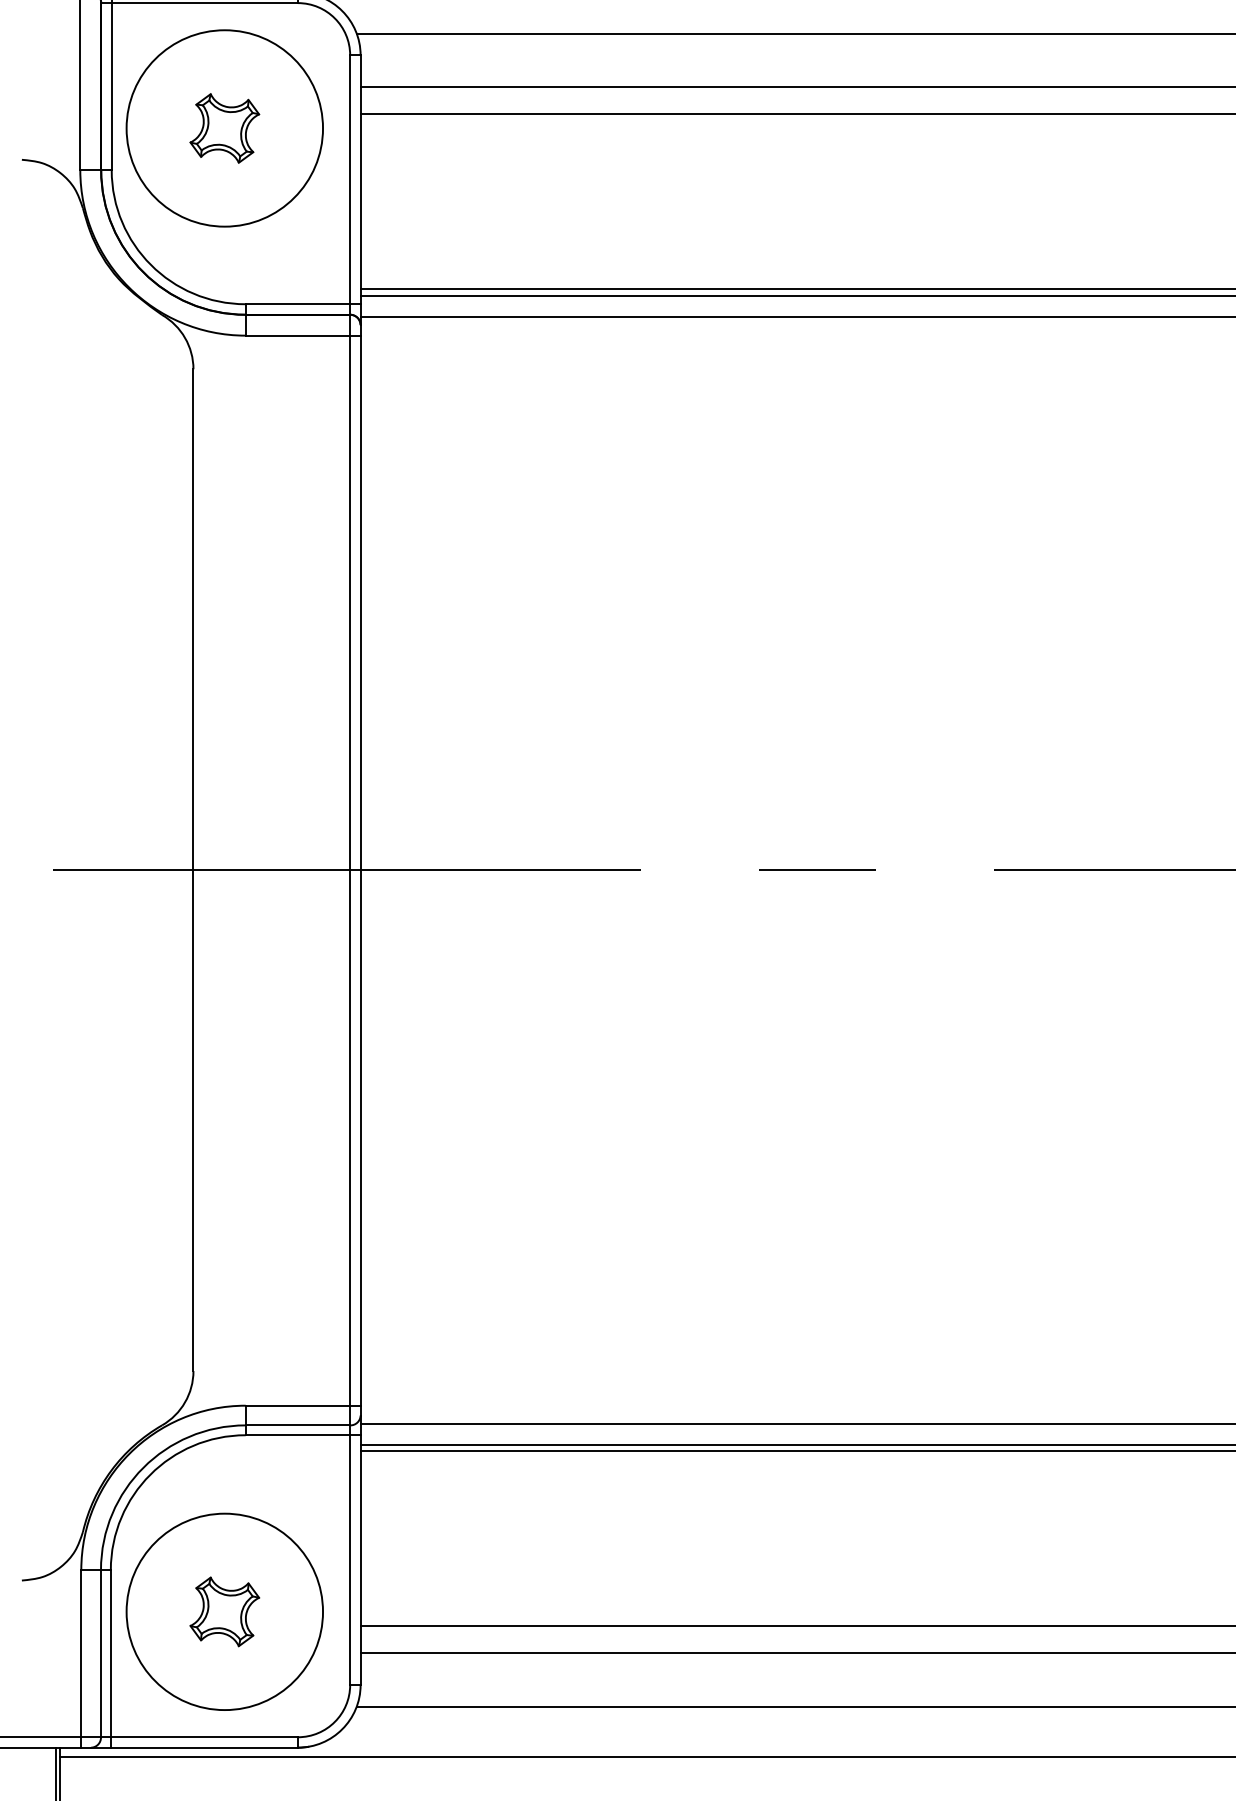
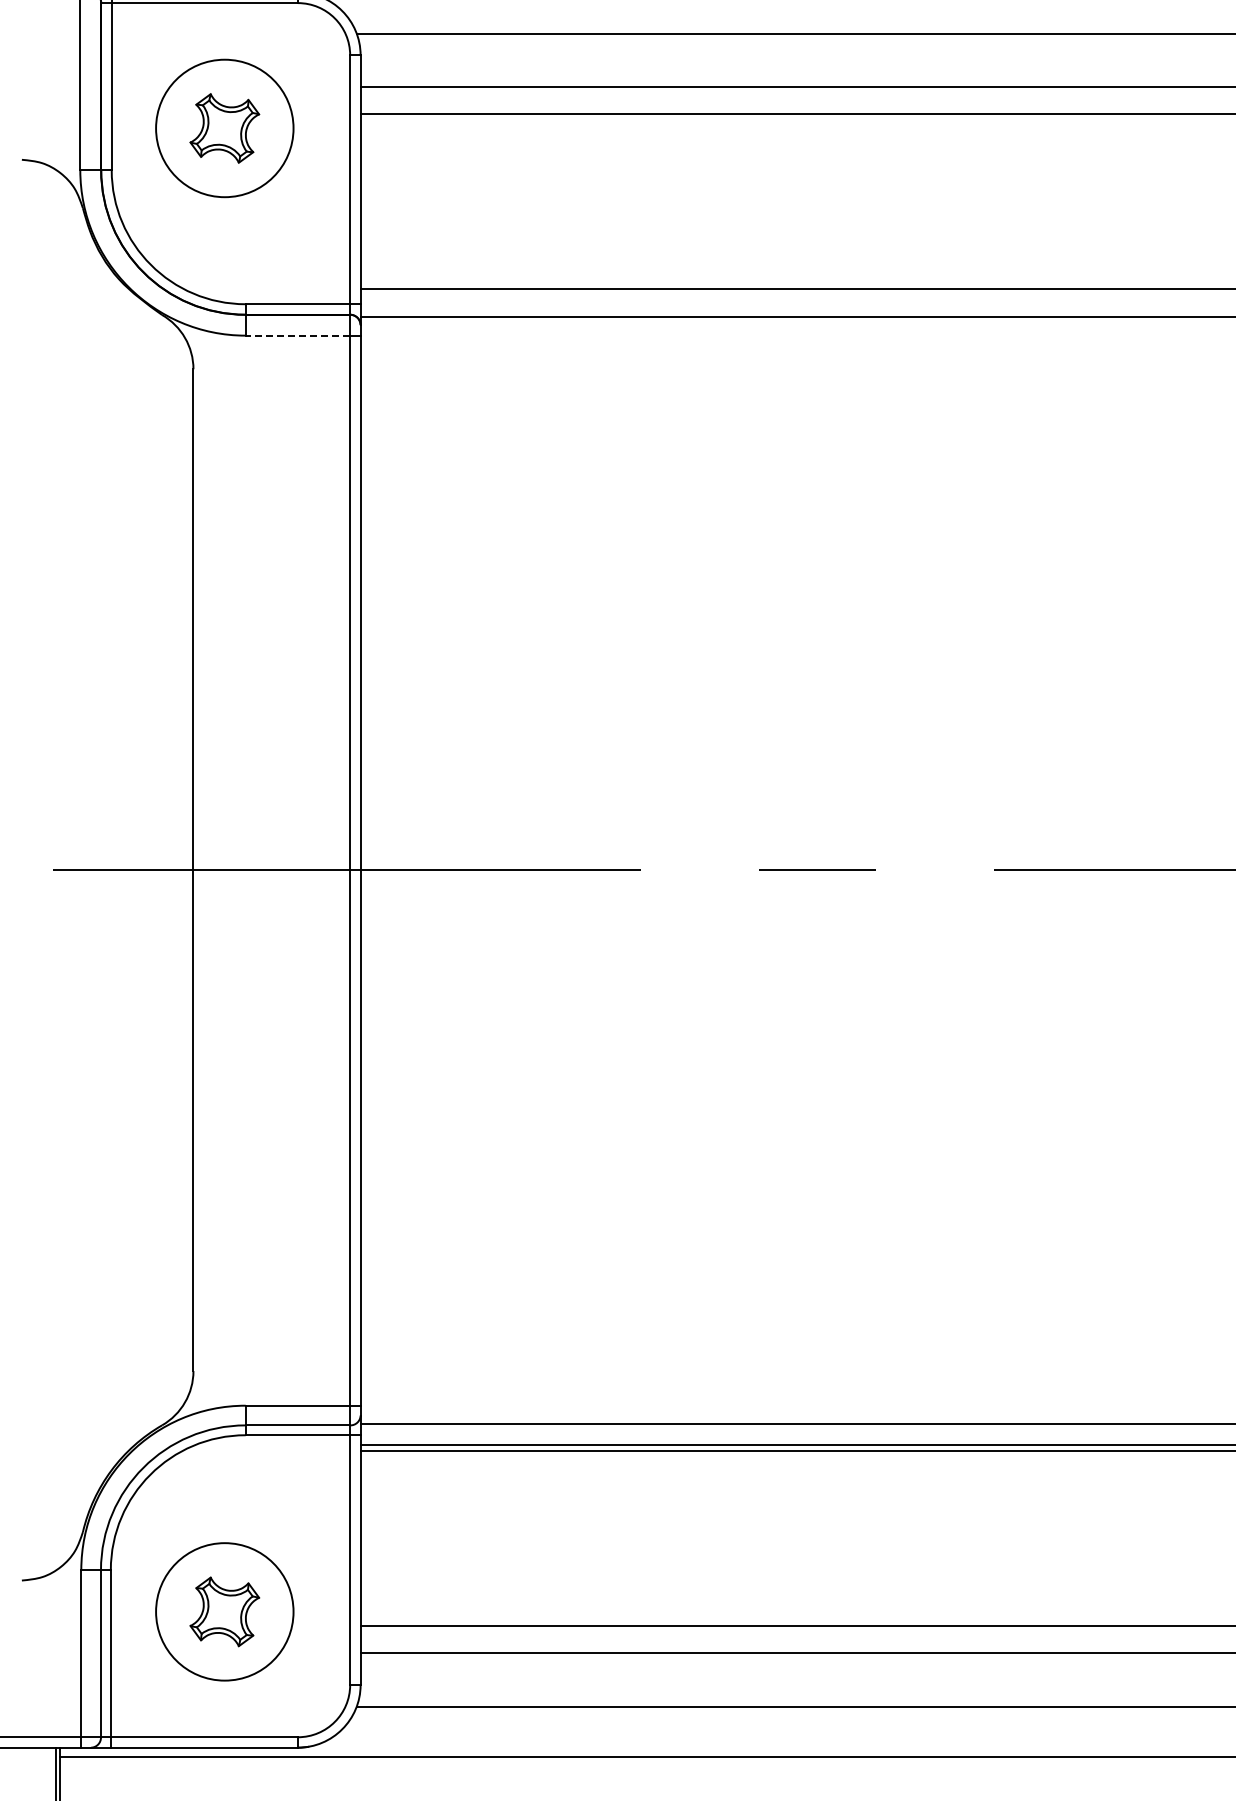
circle diameter: 196 px -> 137 px (224, 128)
line: present -> none (796, 295)
line: solid -> dashed (297, 335)
circle diameter: 196 px -> 137 px (224, 1611)
